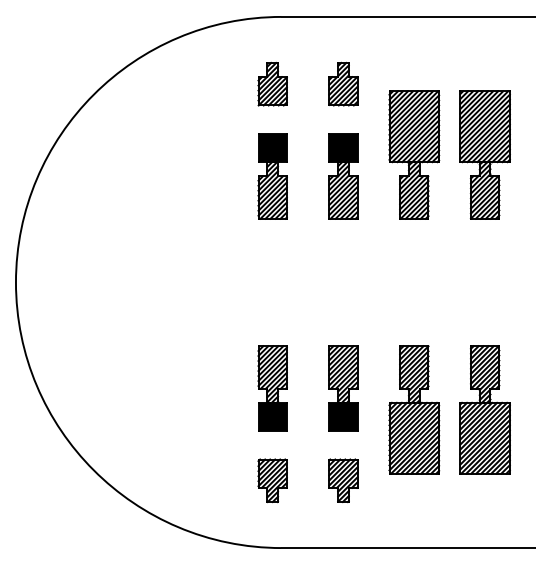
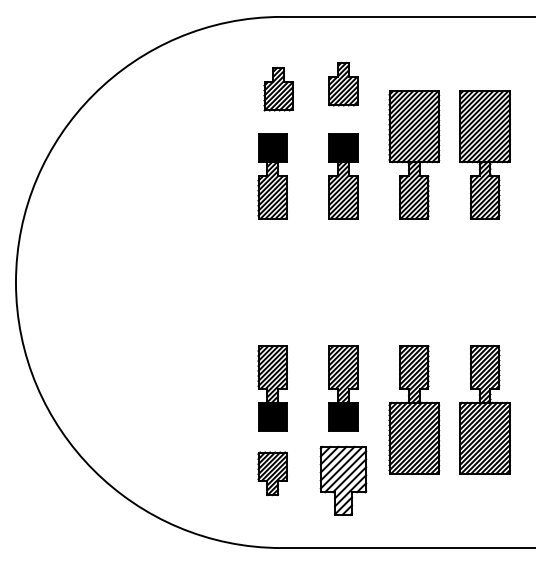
part position: (272, 83) -> (278, 88) (278, 88)
part position: (272, 480) -> (272, 473) (272, 473)
part size: 31x45 px -> 49x71 px (343, 480)
